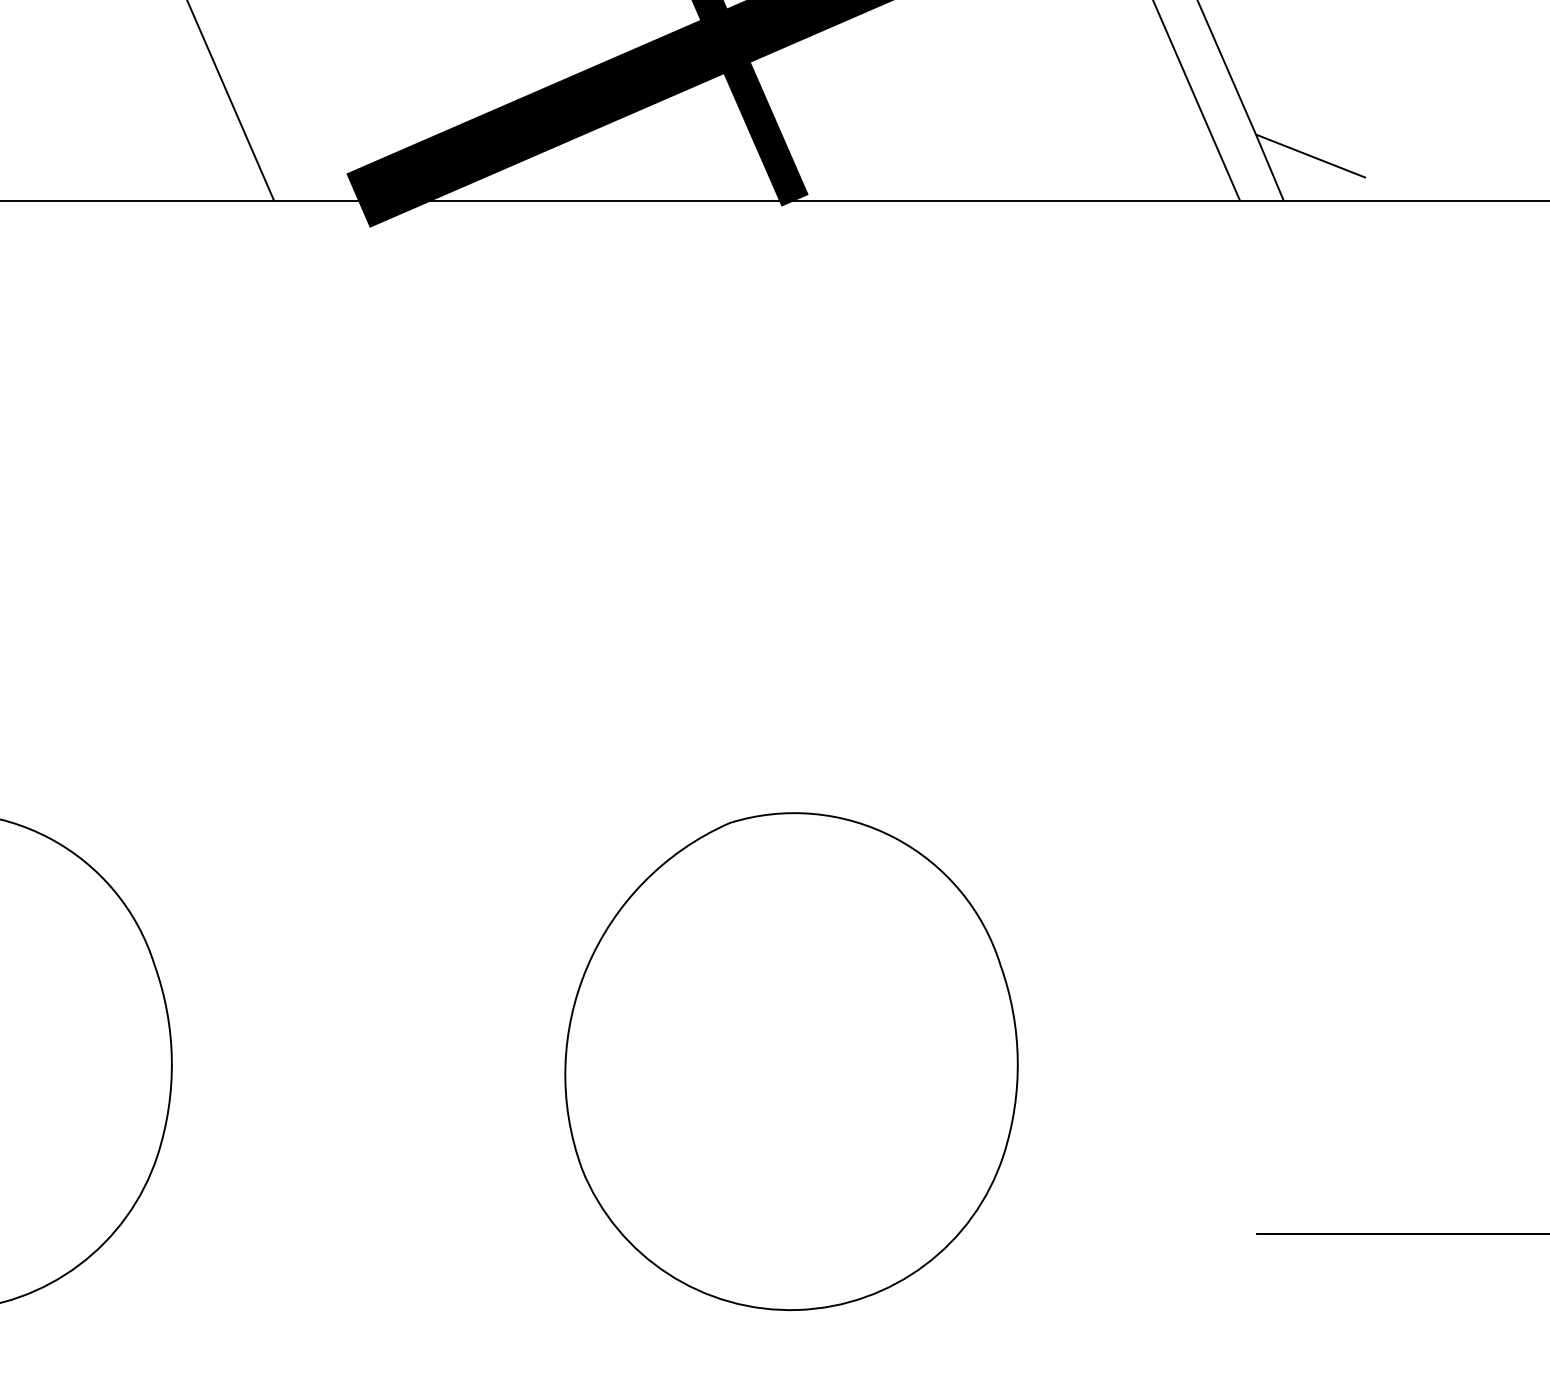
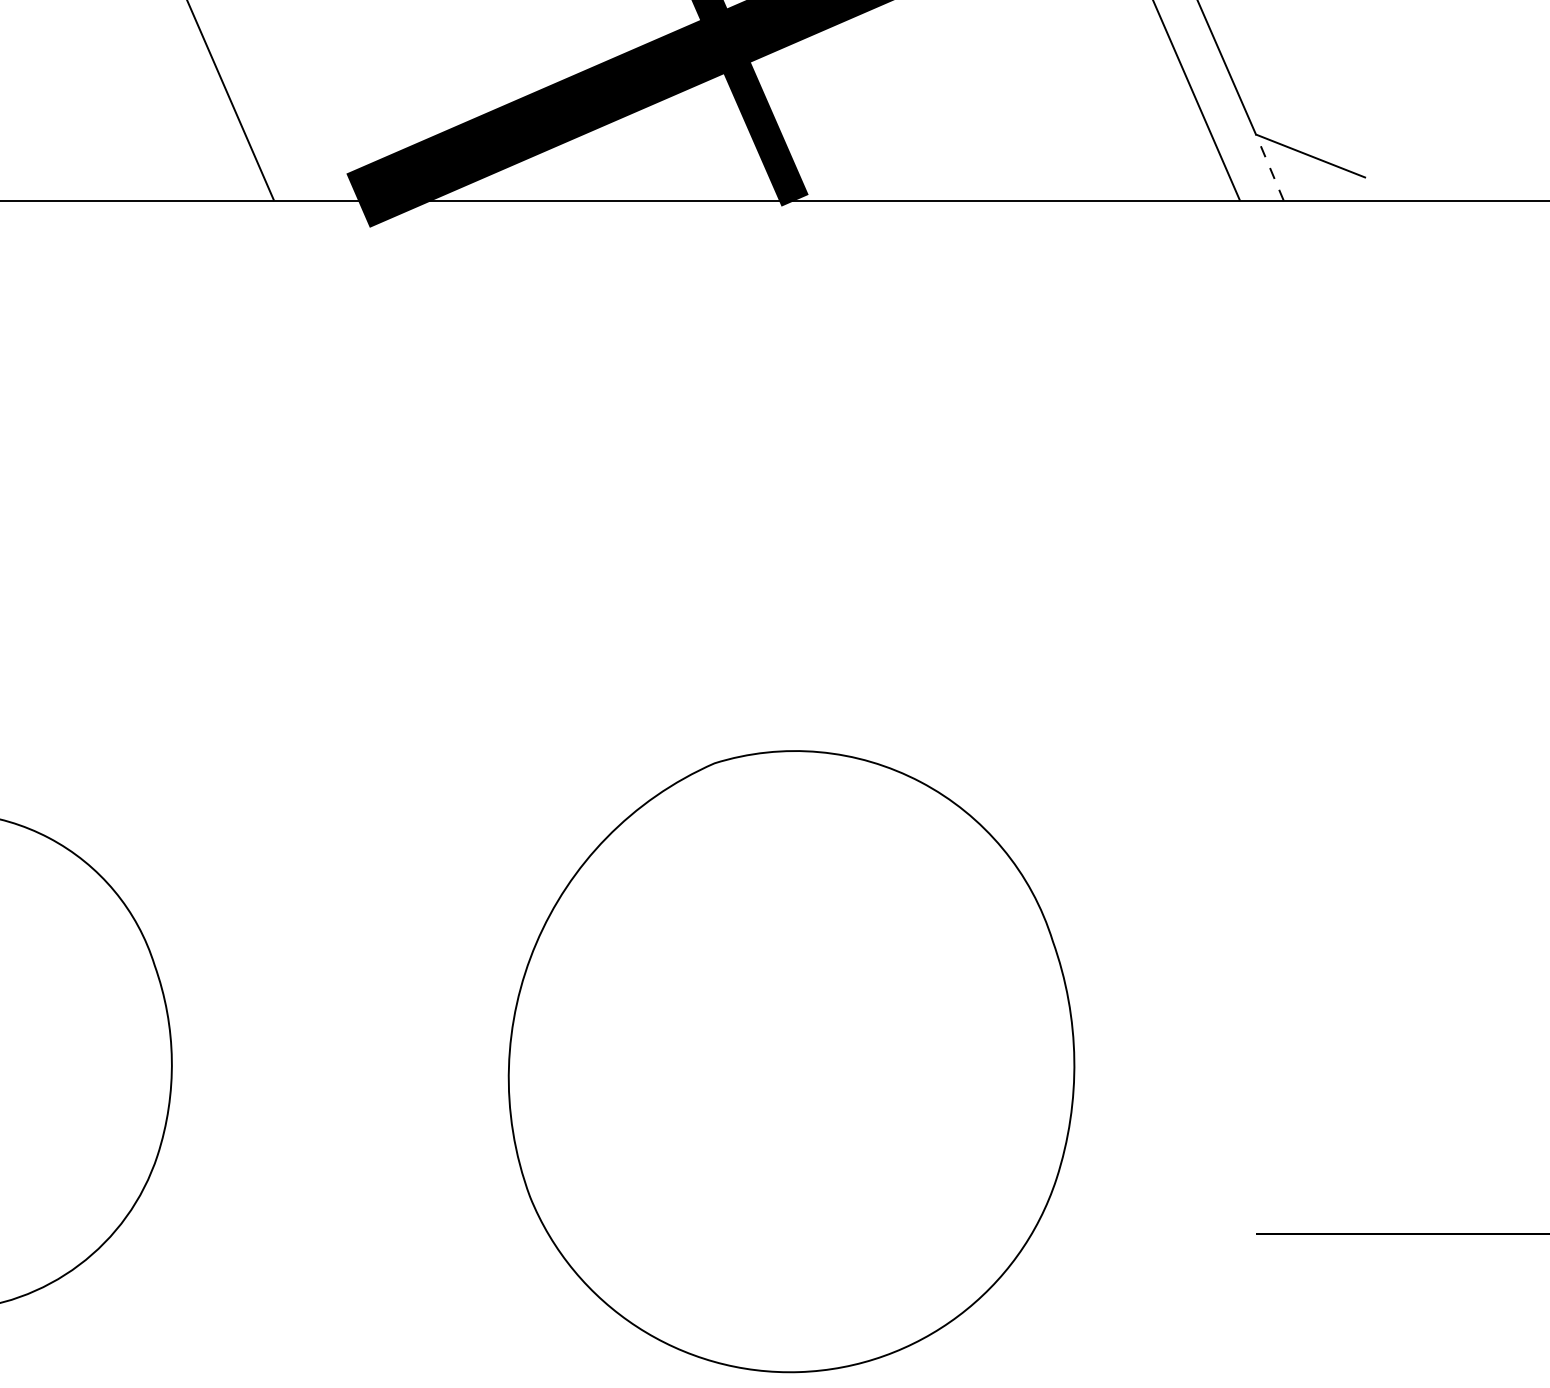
line: solid -> dashed (1269, 167)
part size: 455x499 px -> 569x624 px (791, 1061)
